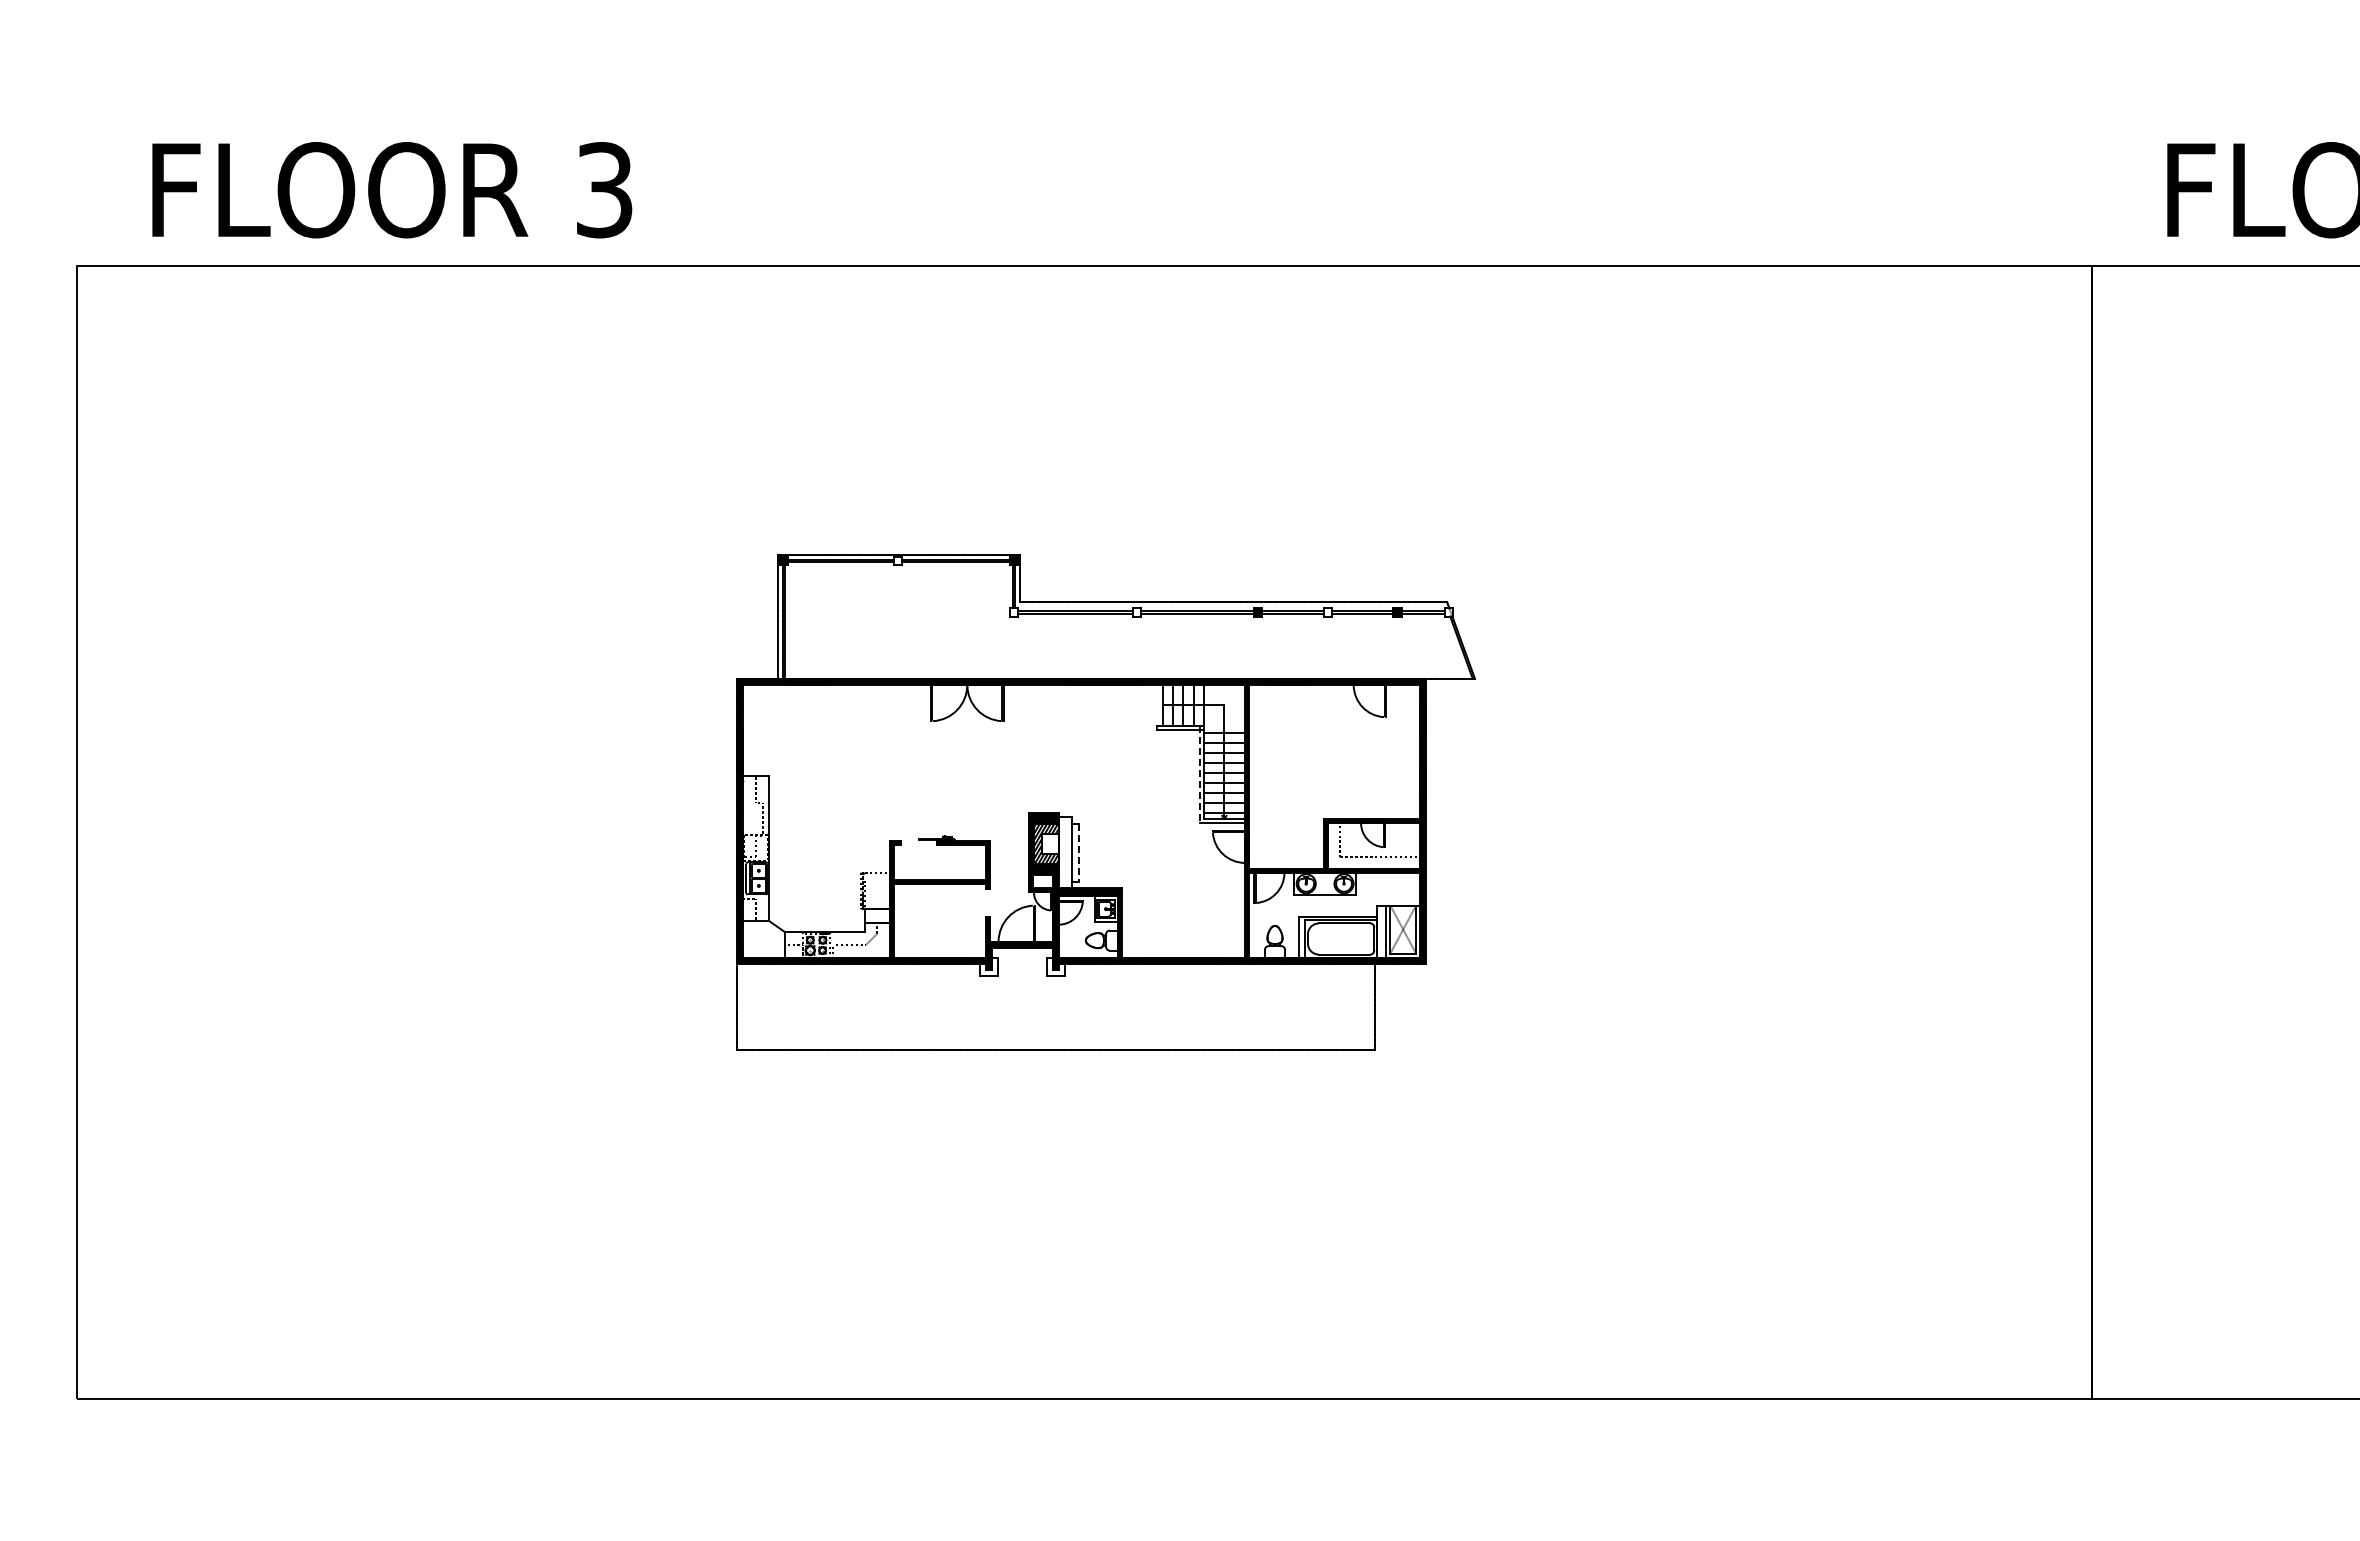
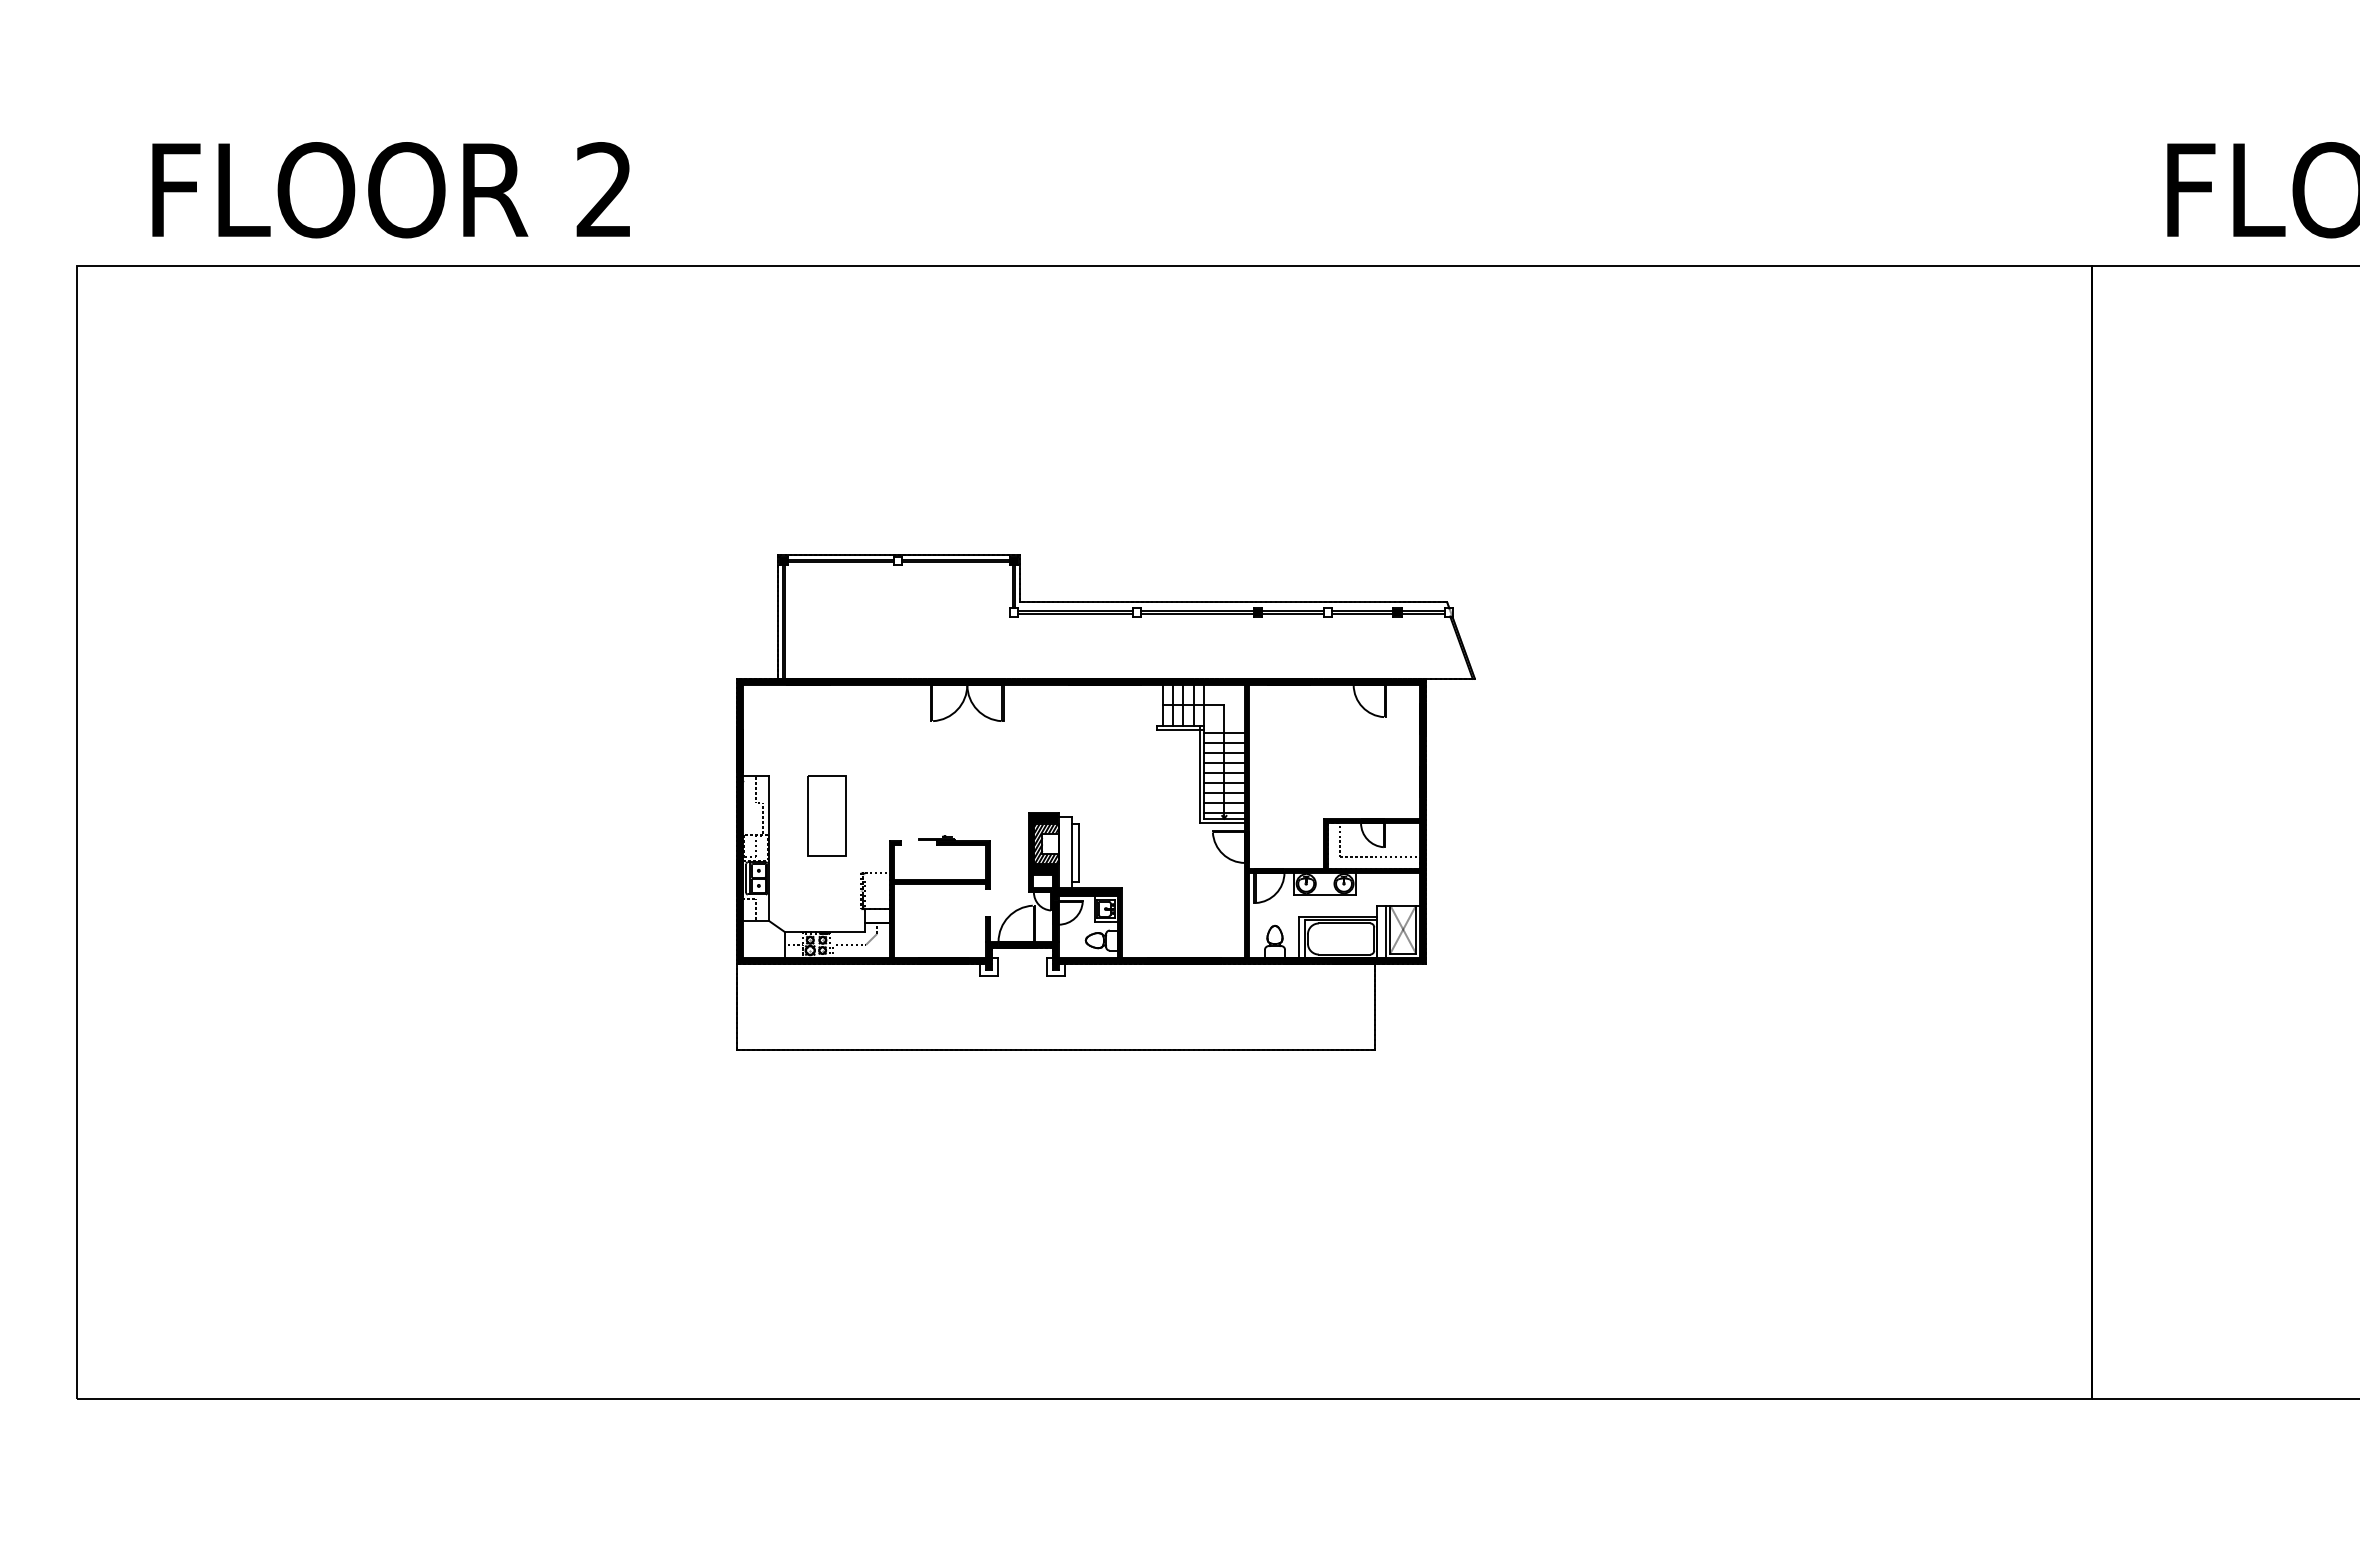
text: 3 -> 2 (604, 190)
line: dashed -> solid (1199, 774)
part: none -> present (826, 815)
line: dashed -> solid (1079, 852)
